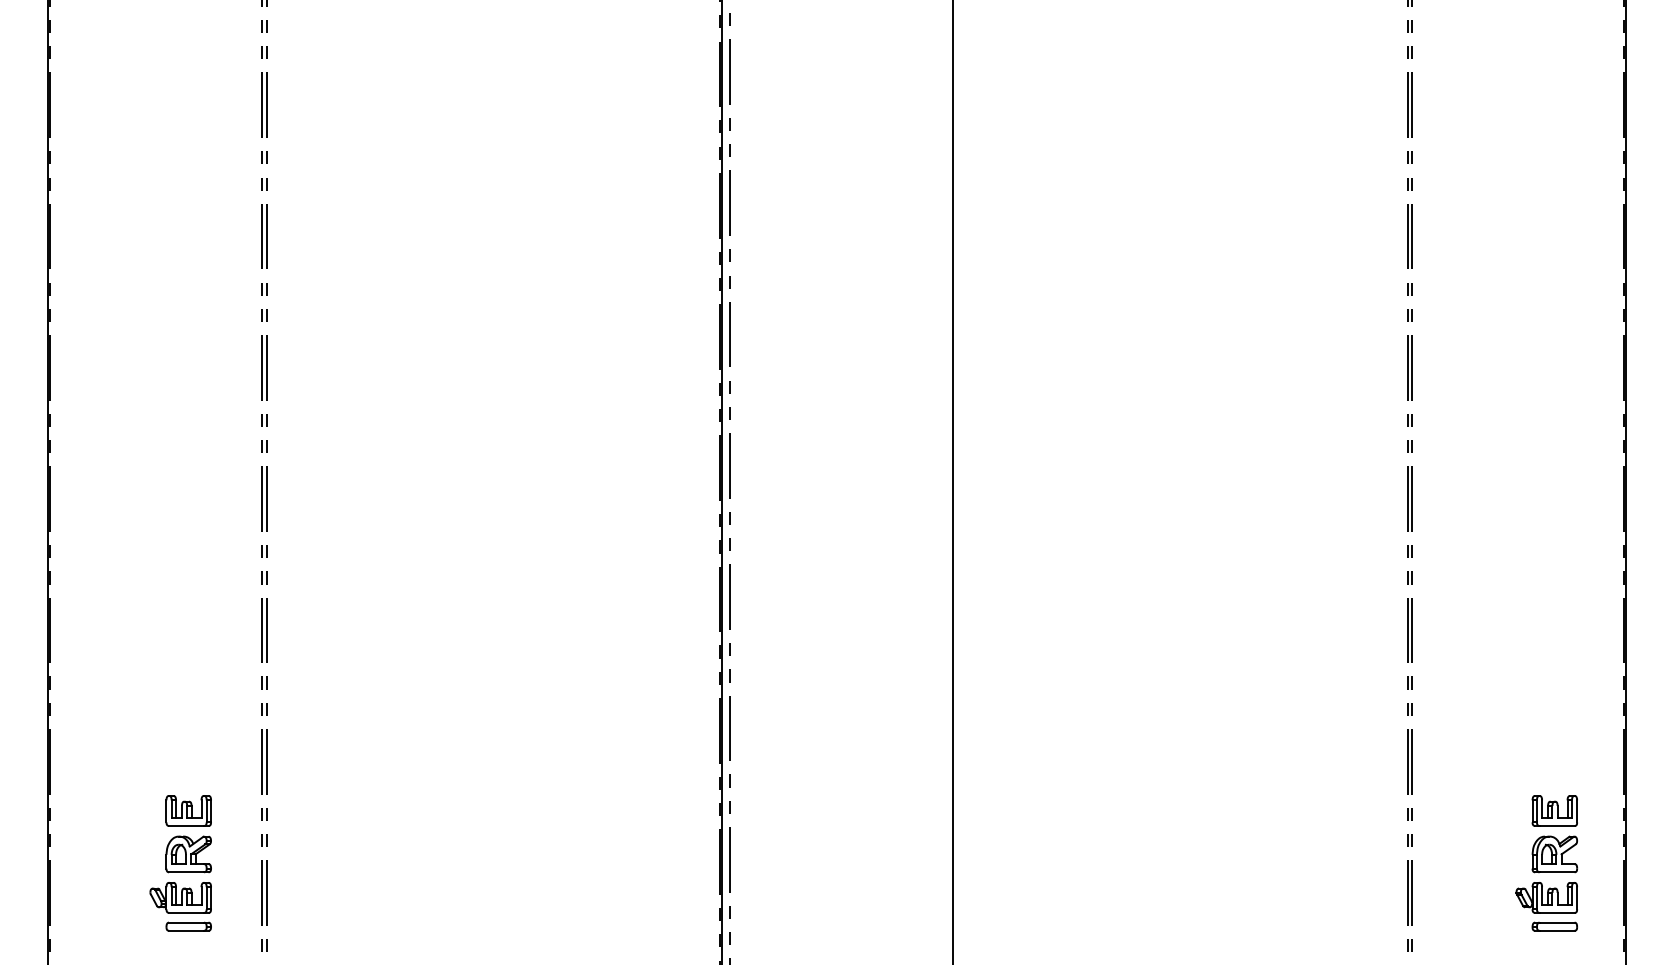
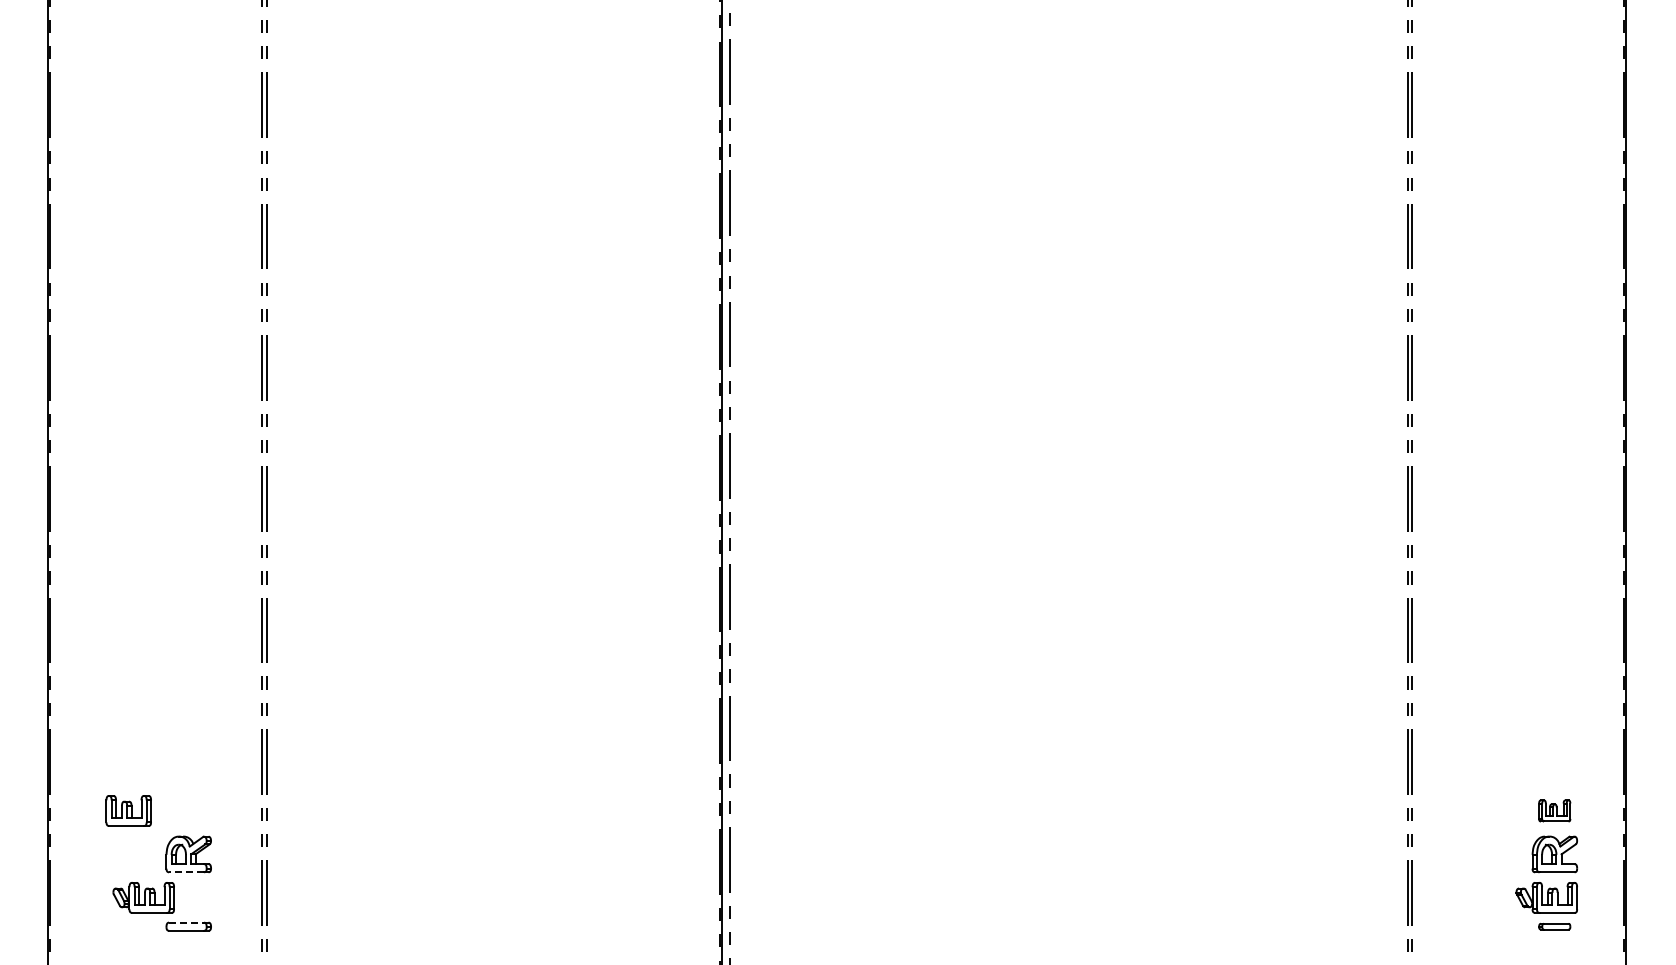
line: present -> none (952, 481)
part position: (188, 810) -> (128, 810) (128, 810)
part size: 47x32 px -> 34x24 px (1554, 810)
line: solid -> dashed (186, 872)
part position: (180, 897) -> (143, 897) (143, 897)
line: solid -> dashed (186, 922)
part size: 47x11 px -> 34x8 px (1554, 926)
